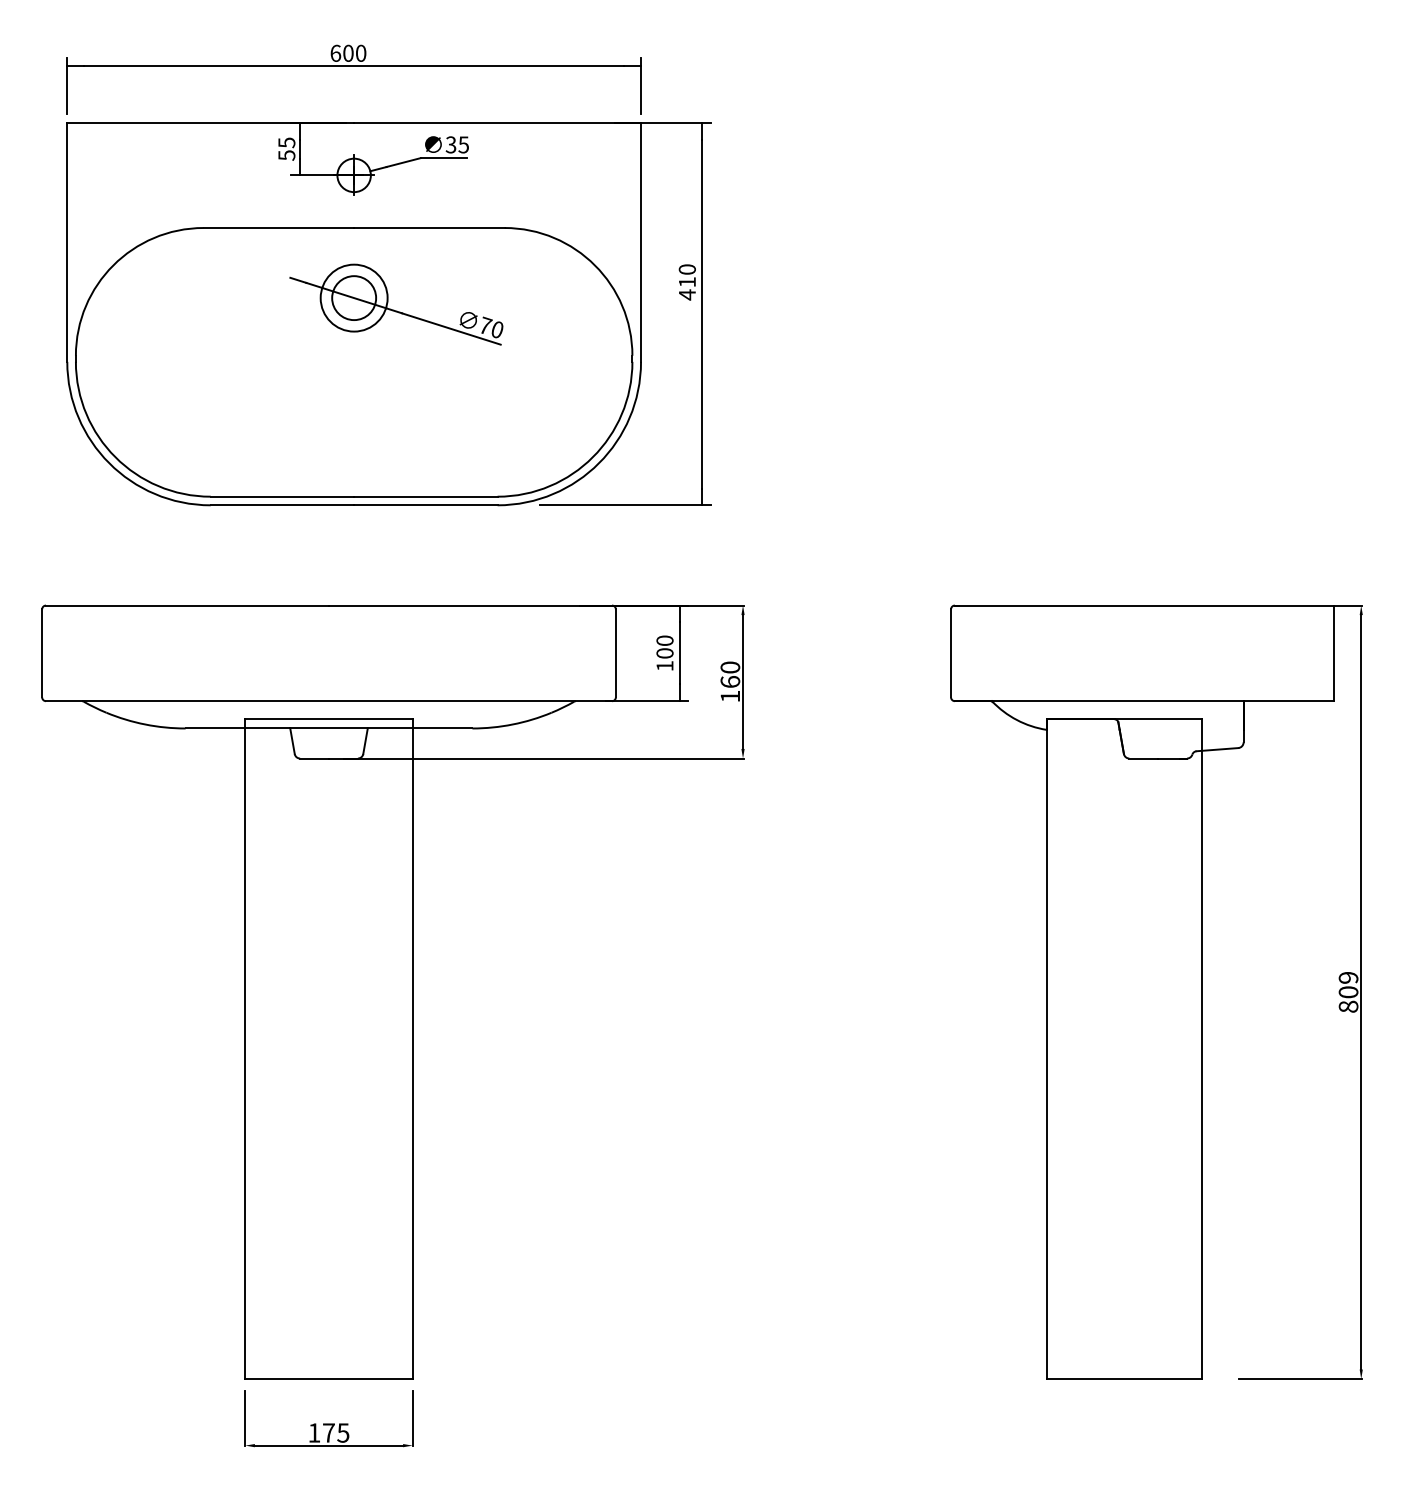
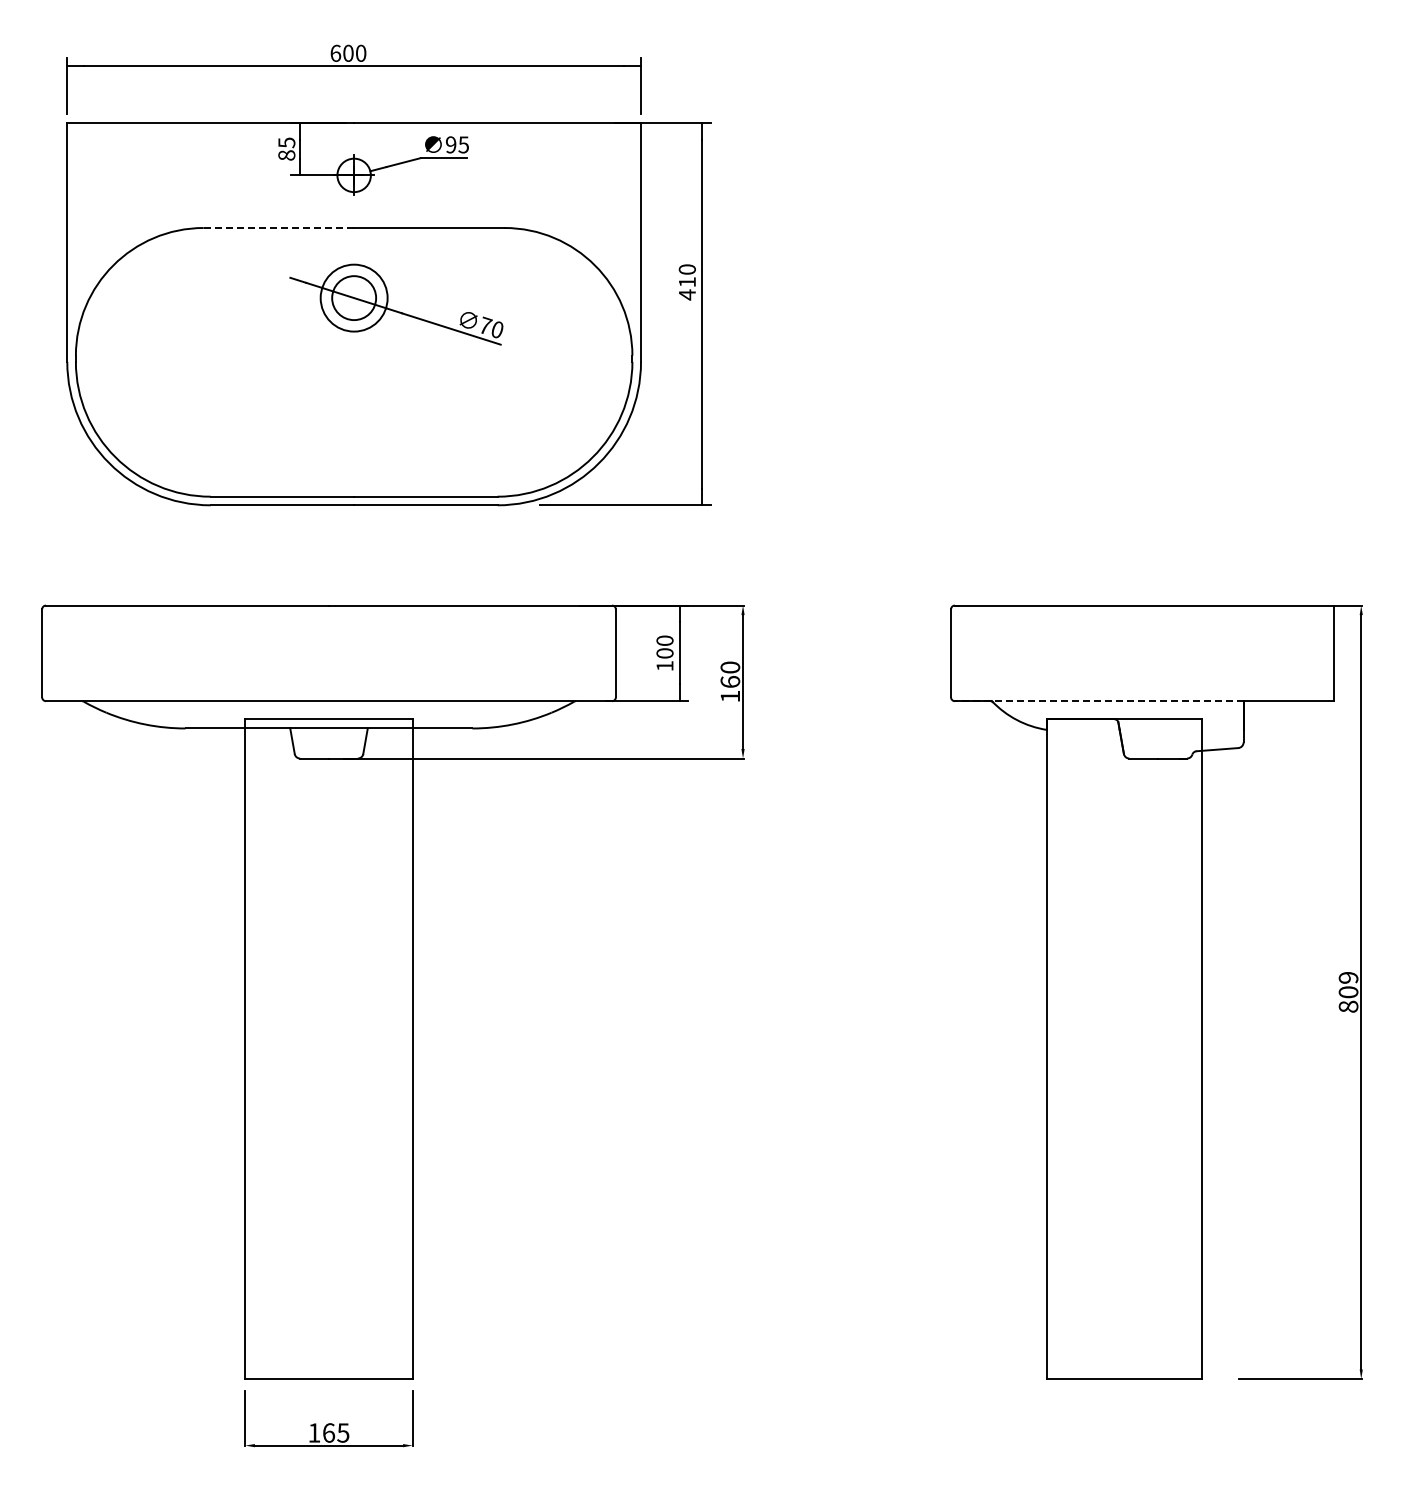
text: 35 -> 95 (450, 144)
text: 55 -> 85 (286, 155)
line: solid -> dashed (279, 228)
line: solid -> dashed (1098, 701)
text: 175 -> 165 (329, 1432)
